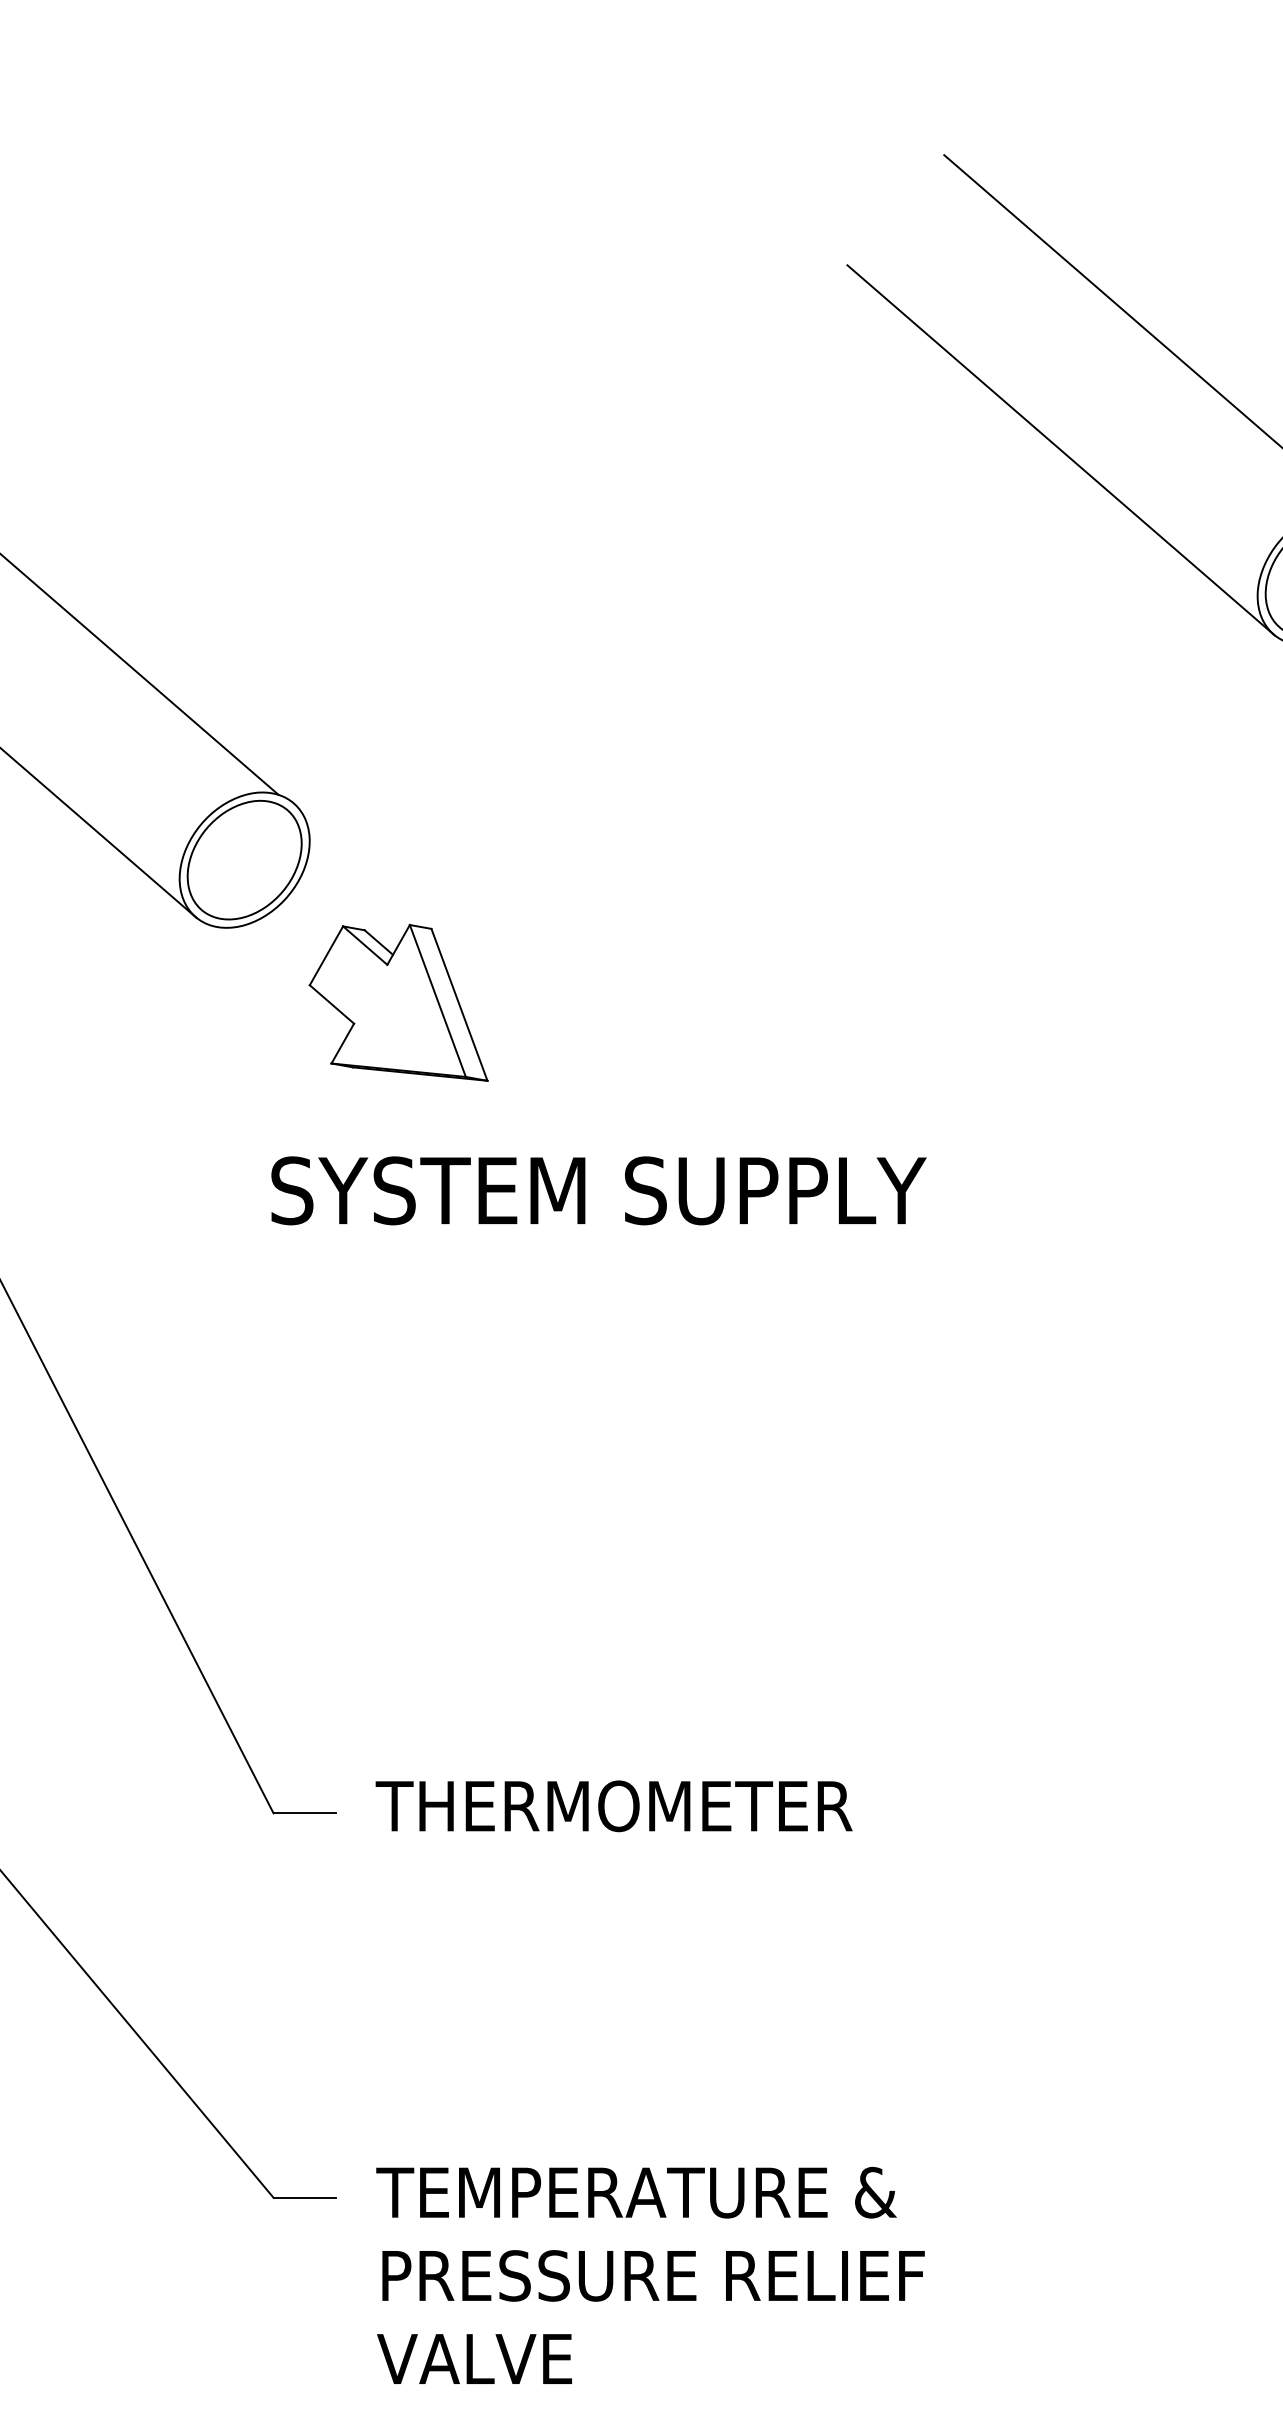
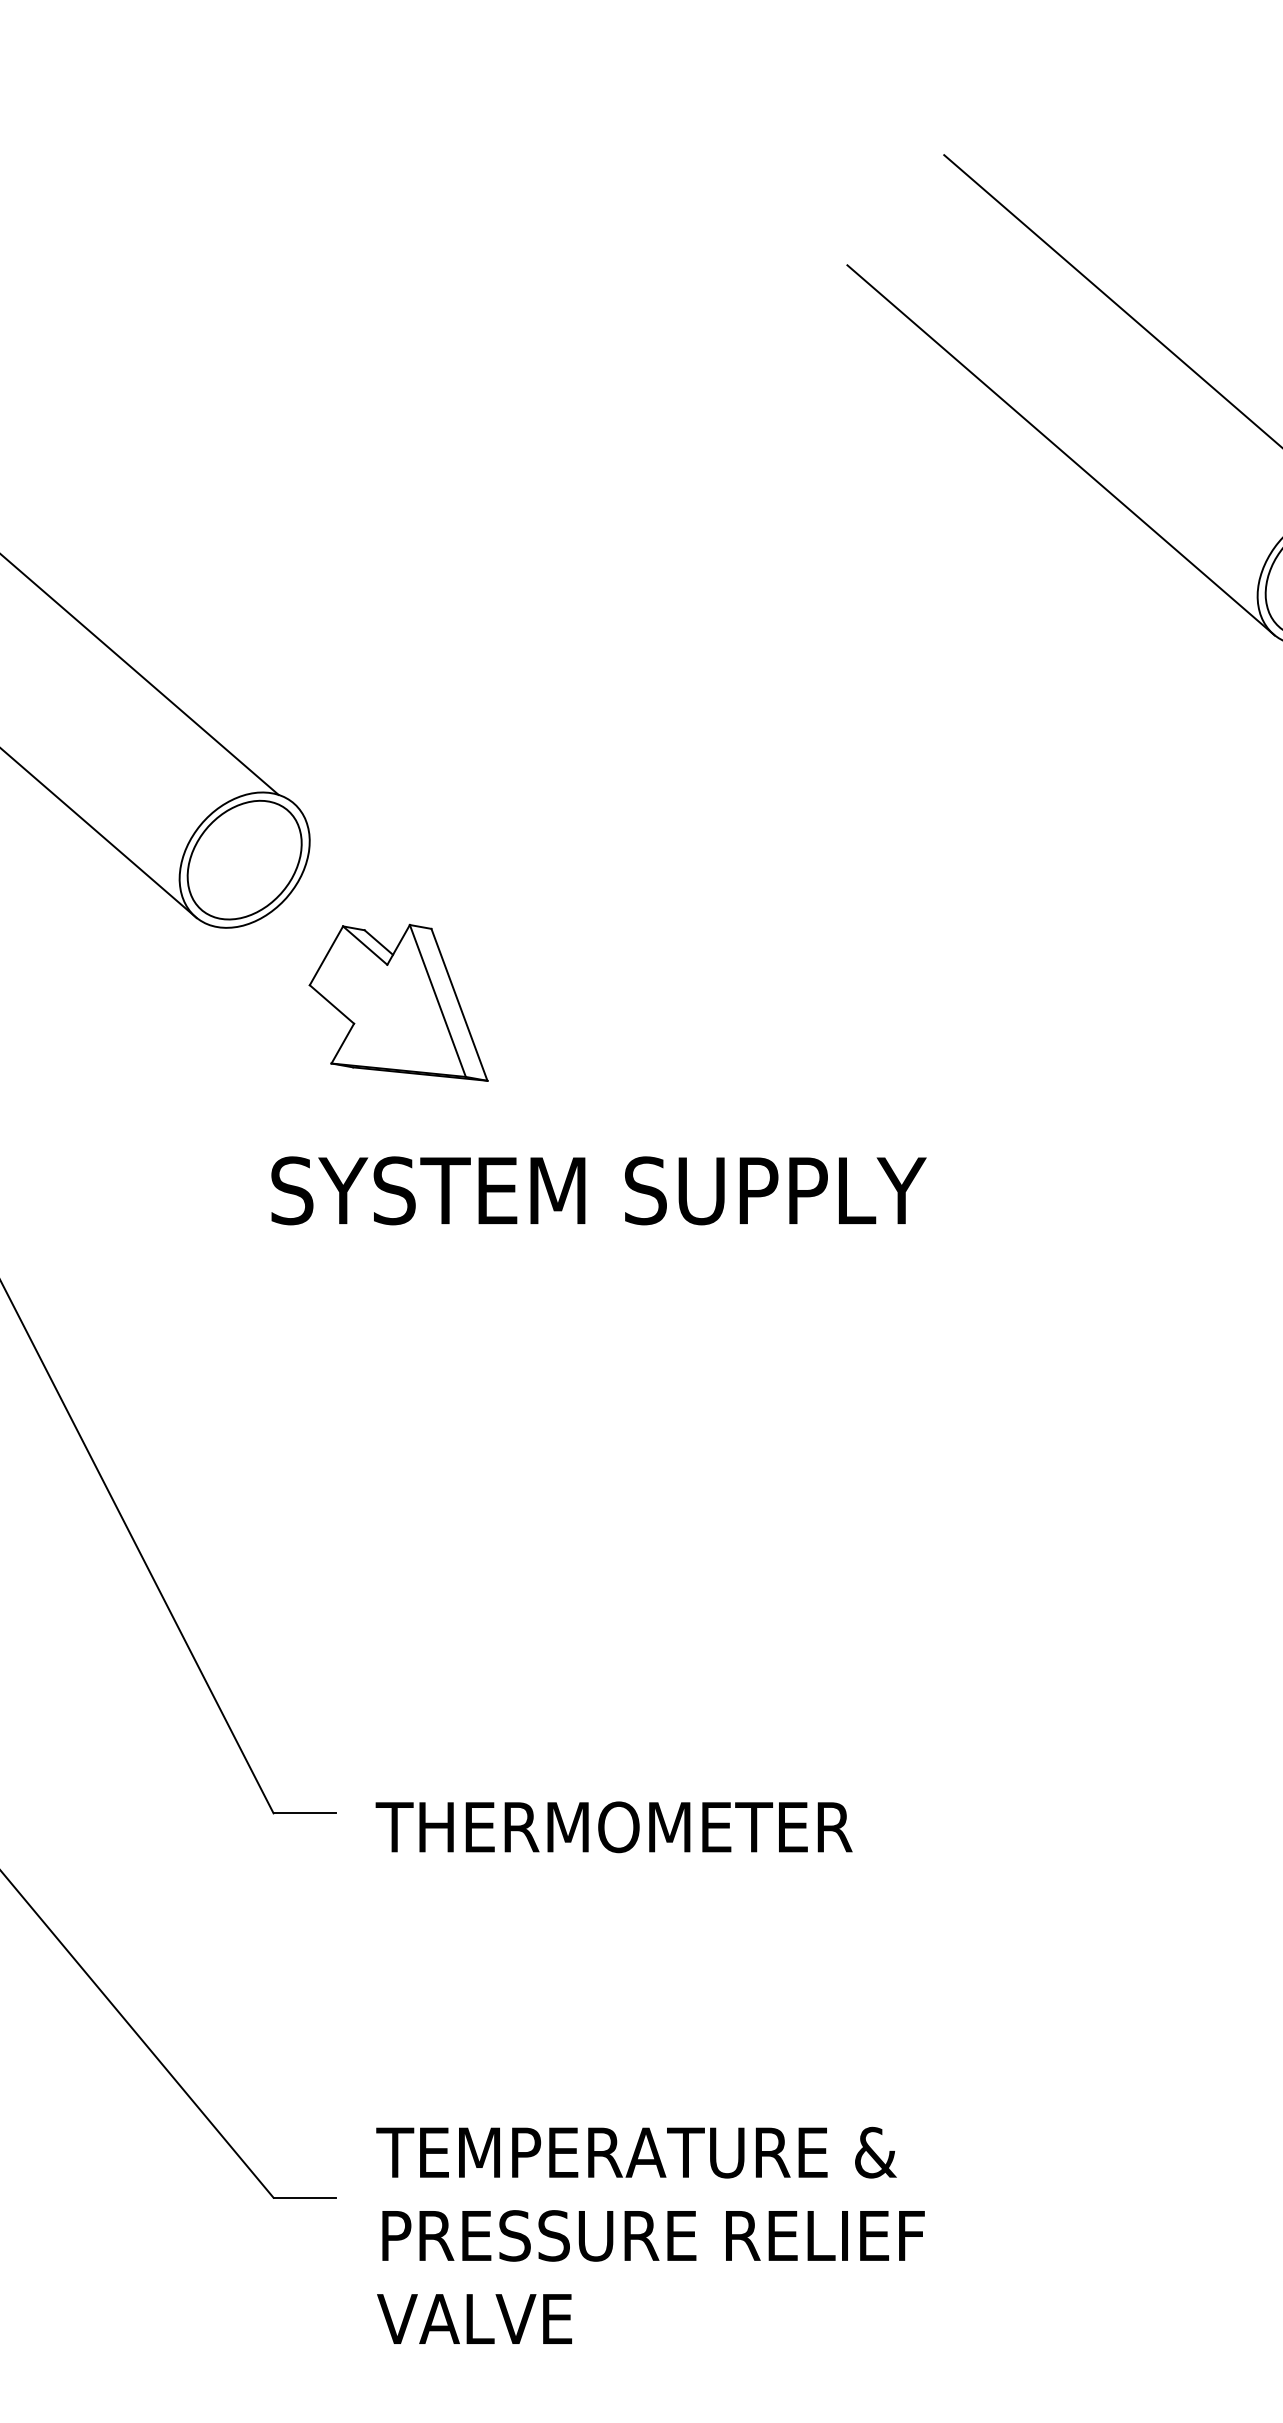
text position: (613, 1806) -> (613, 1827) (613, 1827)
text position: (650, 2274) -> (650, 2234) (650, 2234)
